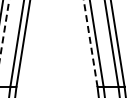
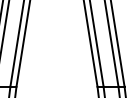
line: dashed -> solid (4, 28)
line: dashed -> solid (90, 43)
